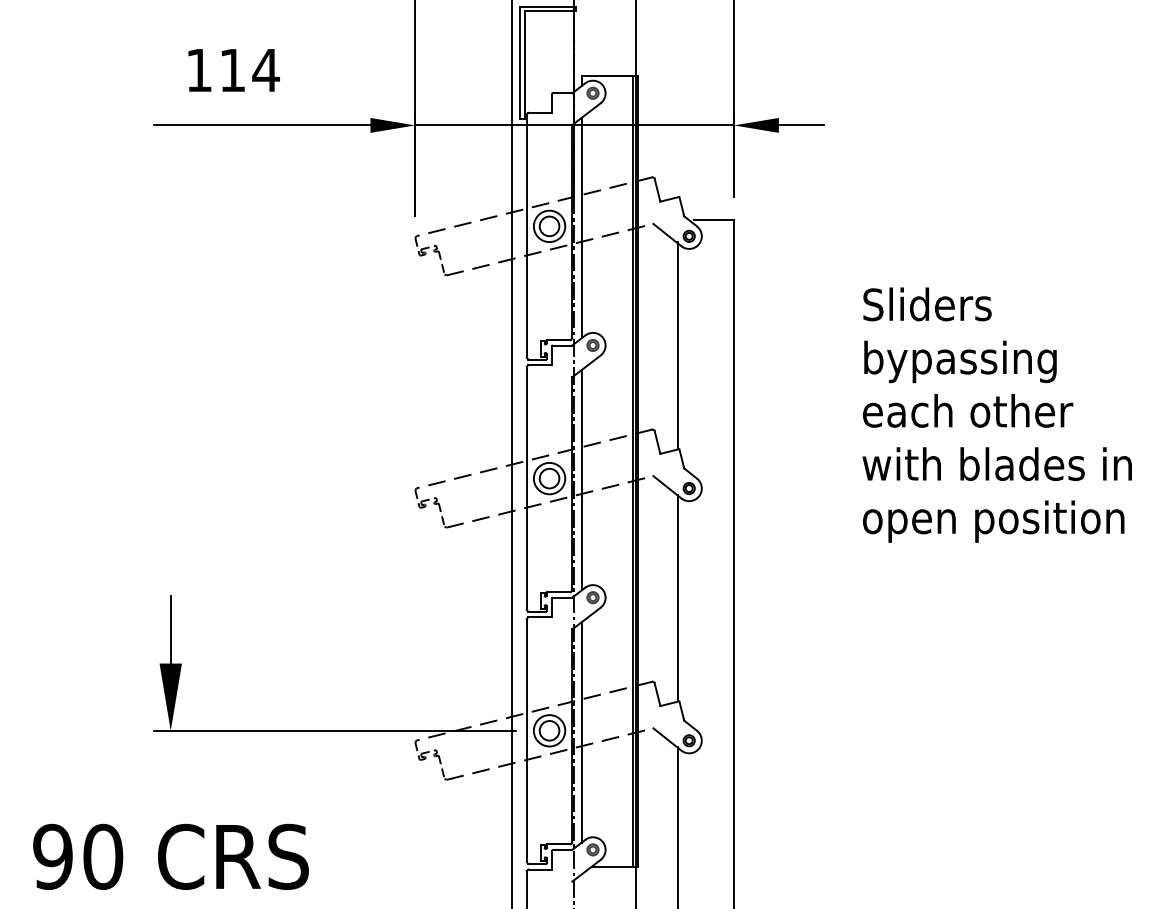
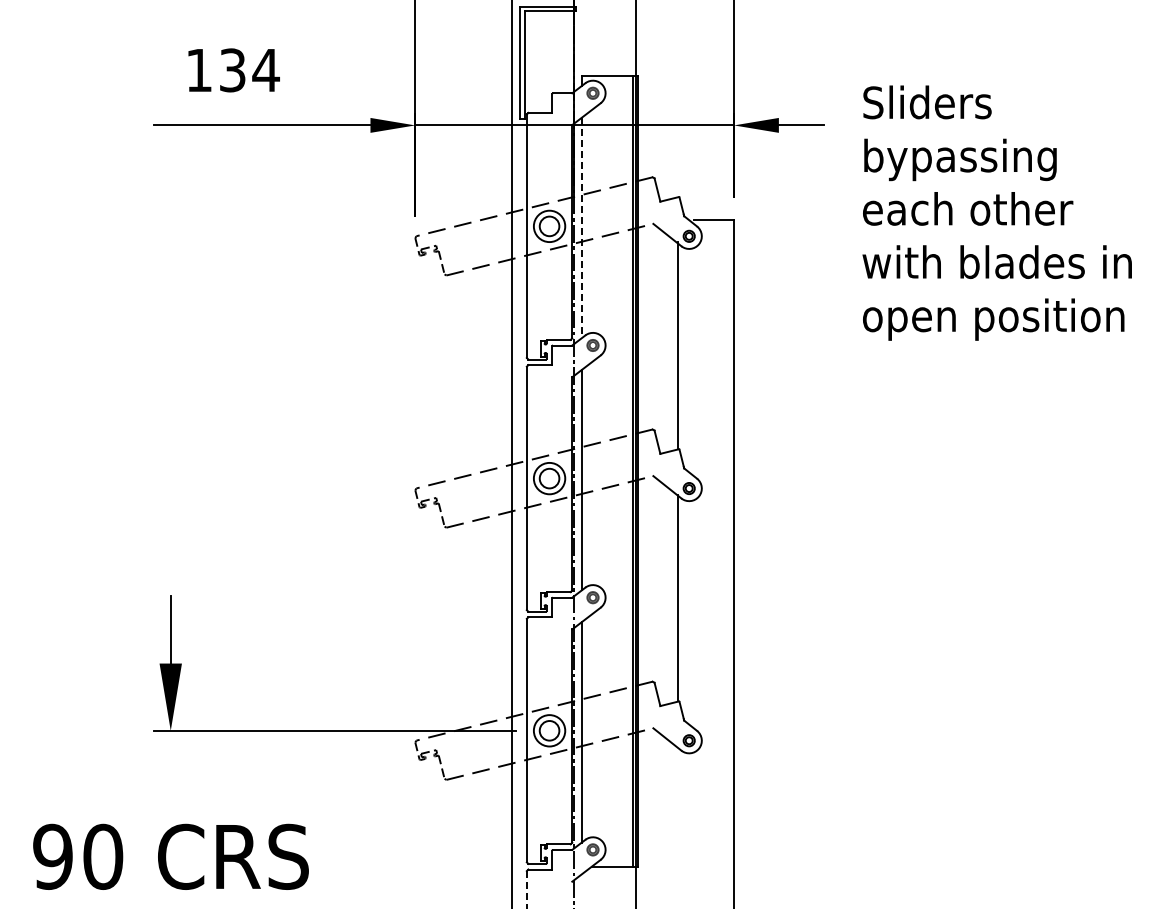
text: 114 -> 134 (232, 70)
line: solid -> dashed (581, 228)
text position: (996, 414) -> (996, 212) (996, 212)
line: present -> none (678, 825)
line: solid -> dashed (526, 890)
